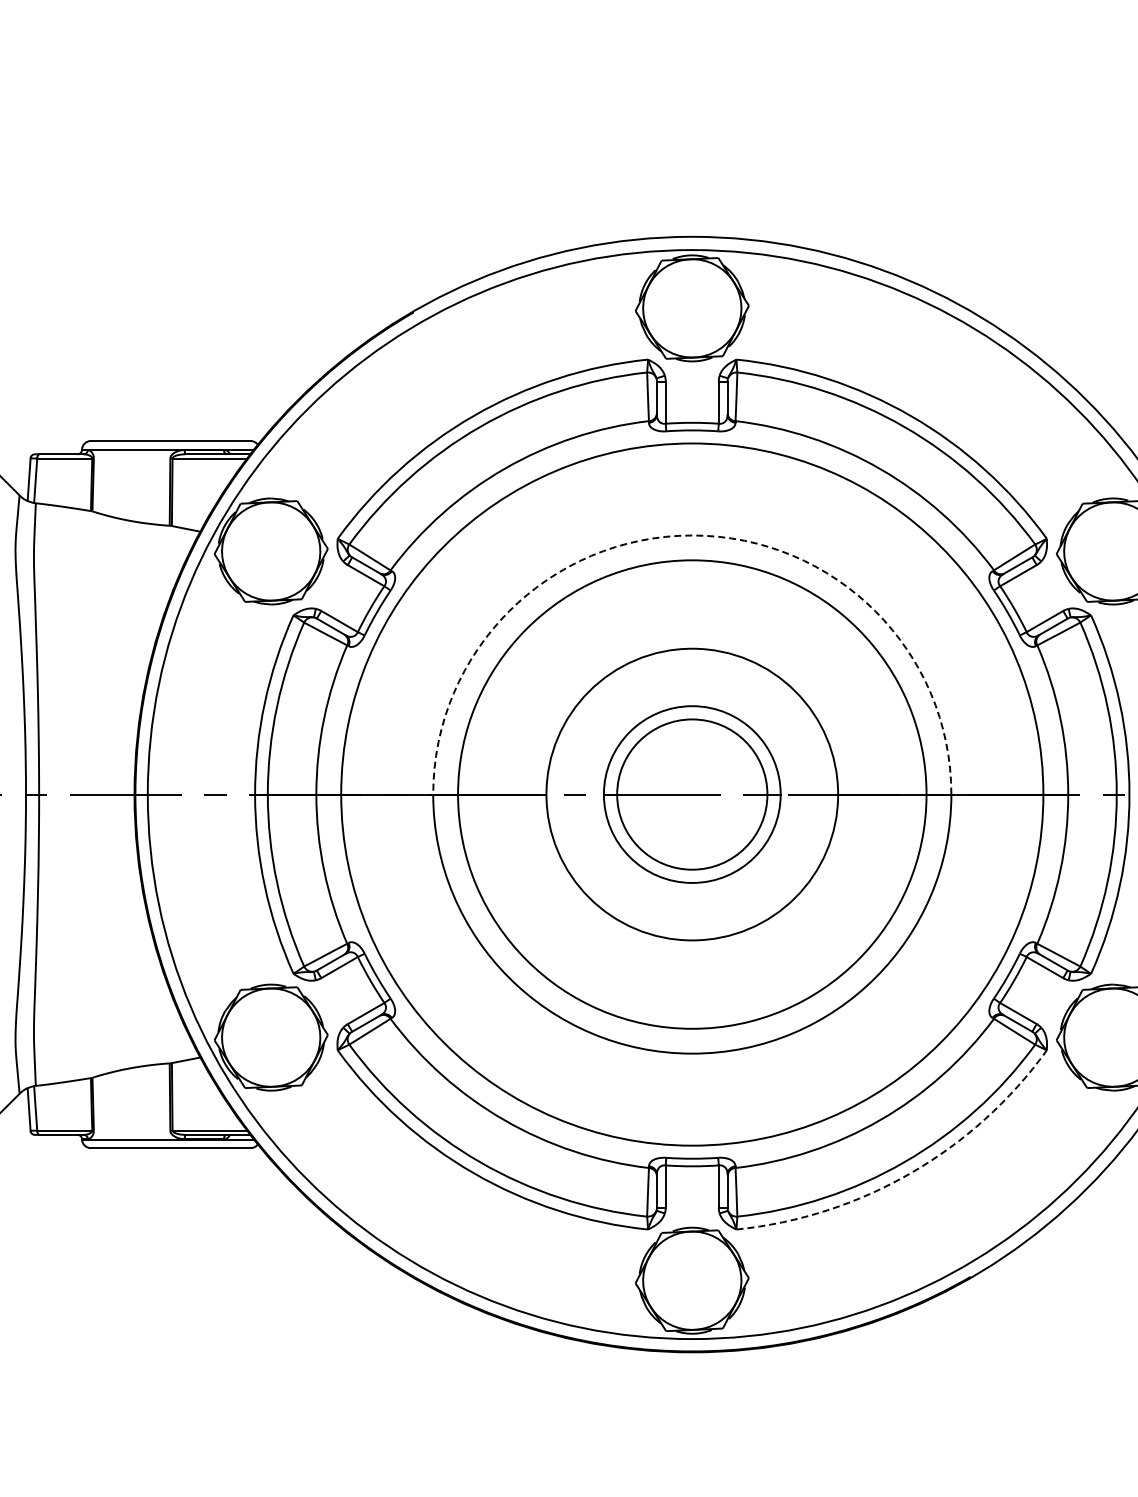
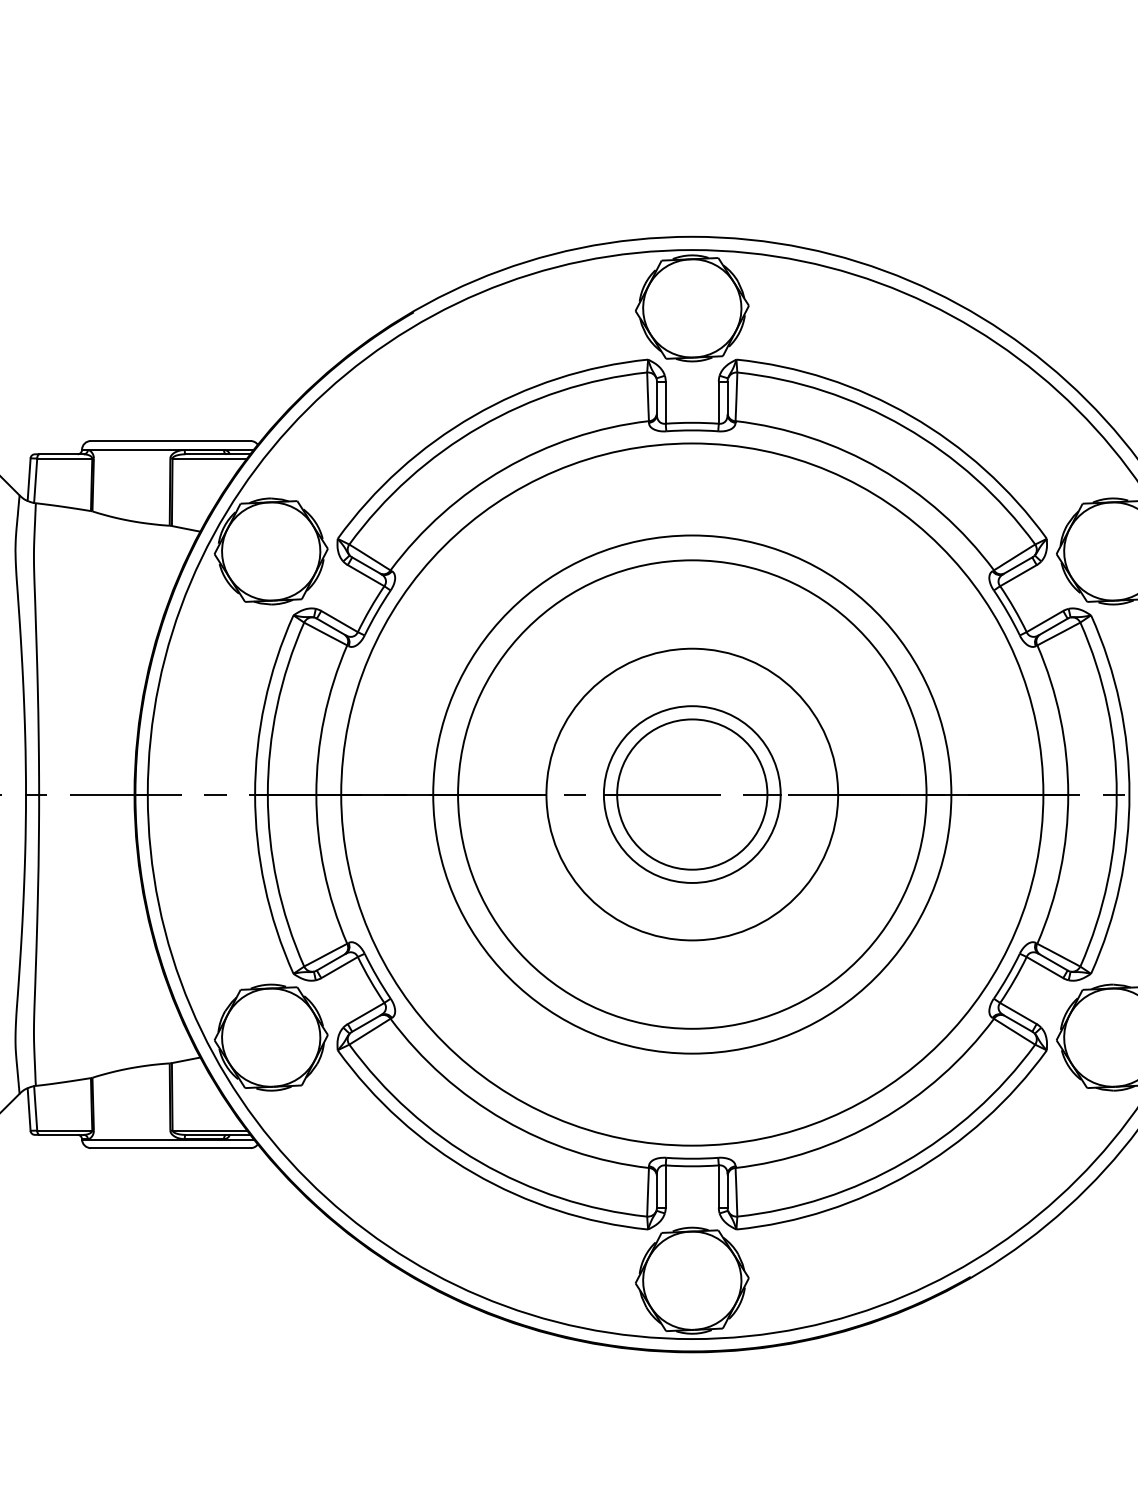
arc: dashed -> solid (692, 535)
arc: dashed -> solid (910, 1173)
